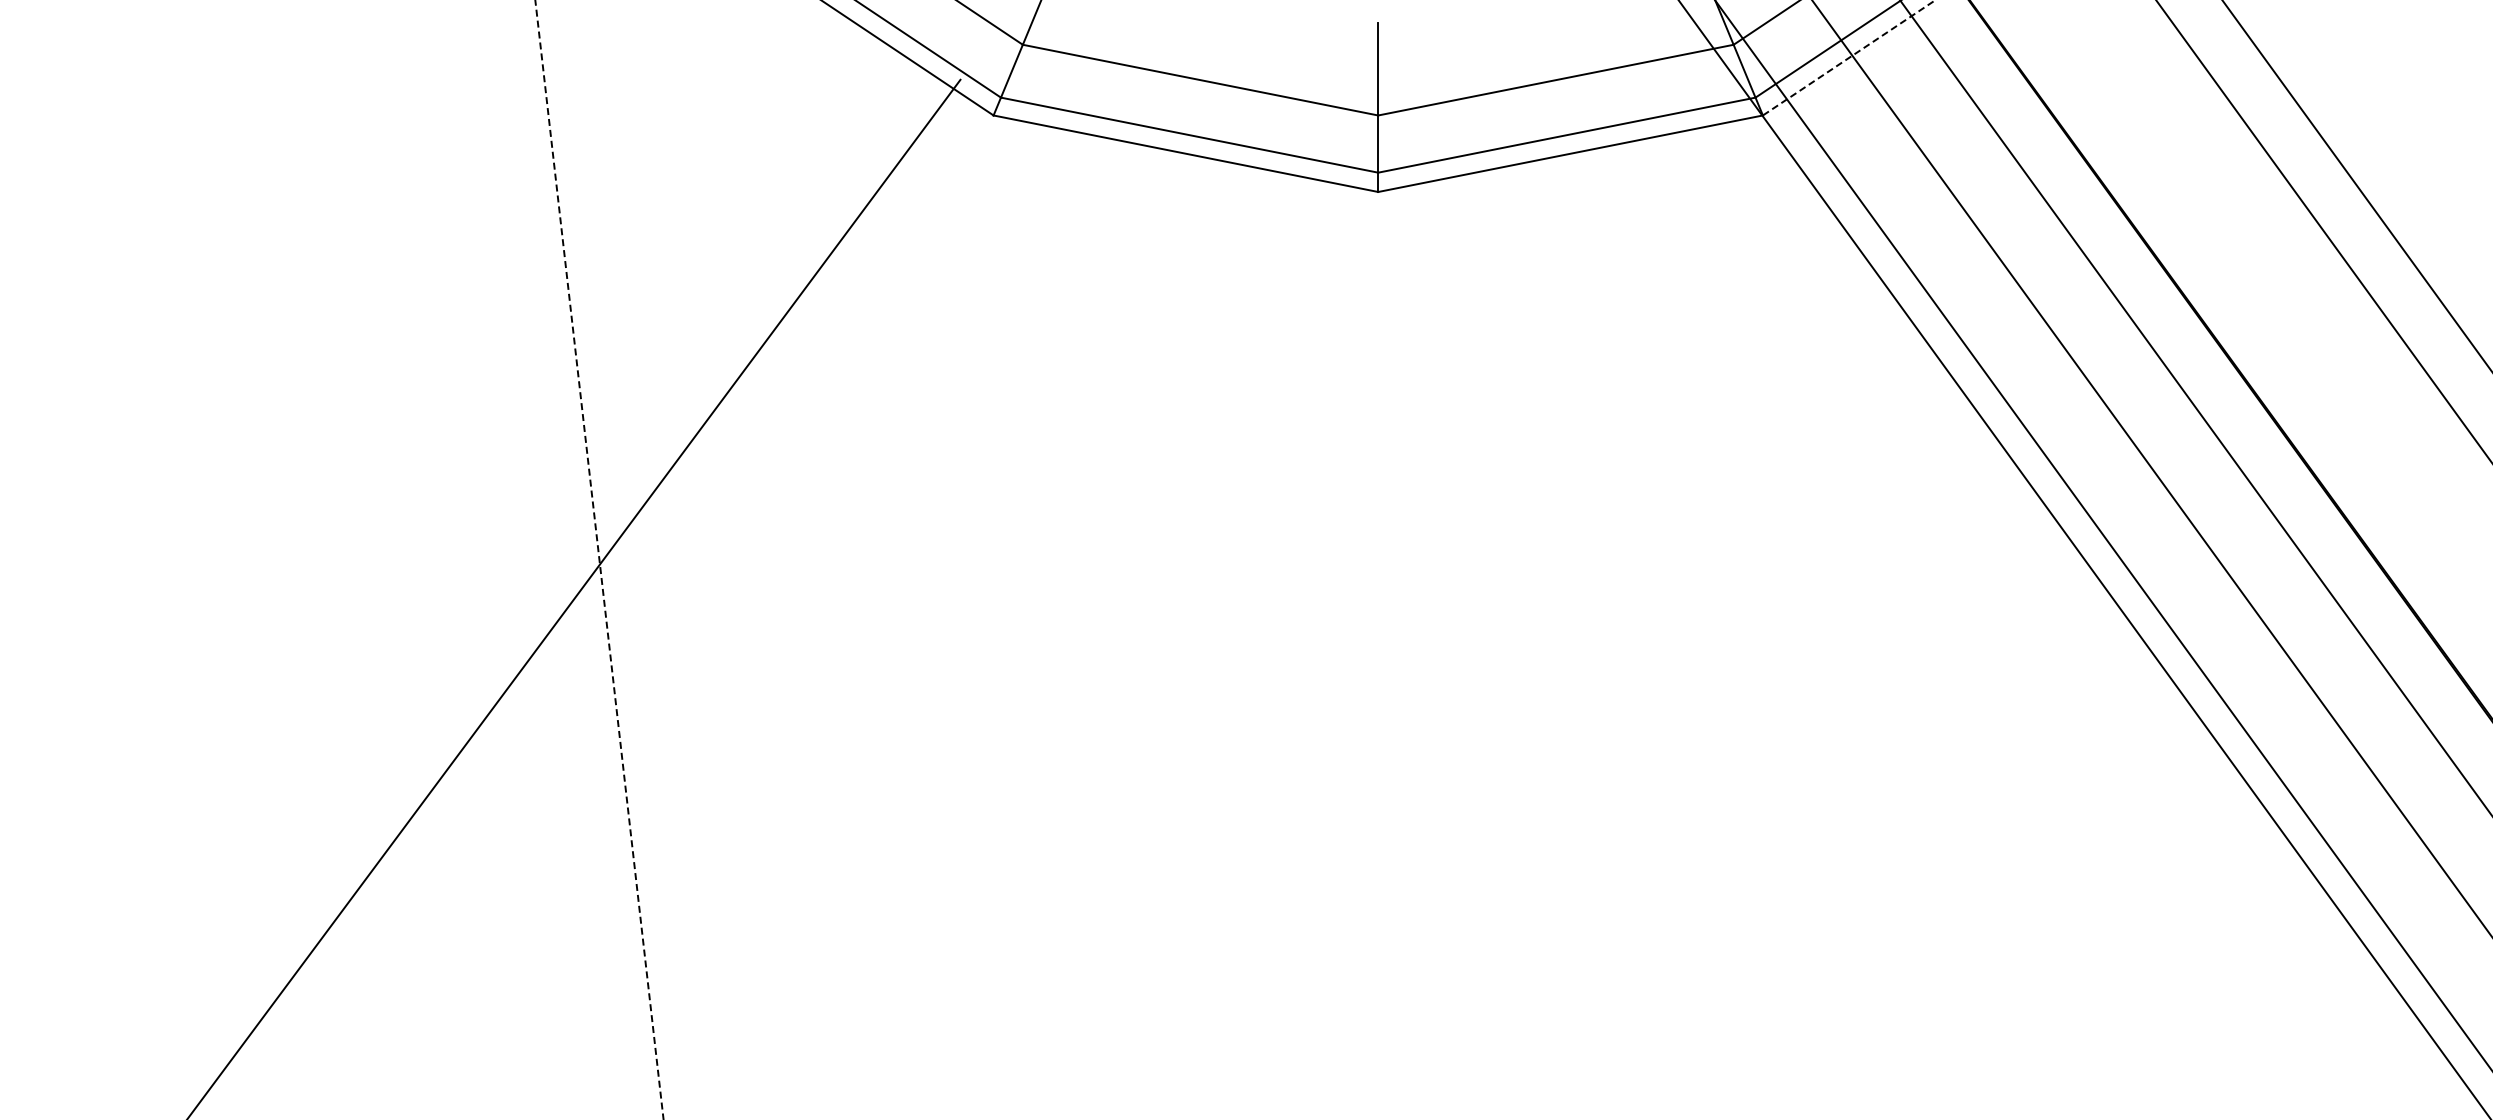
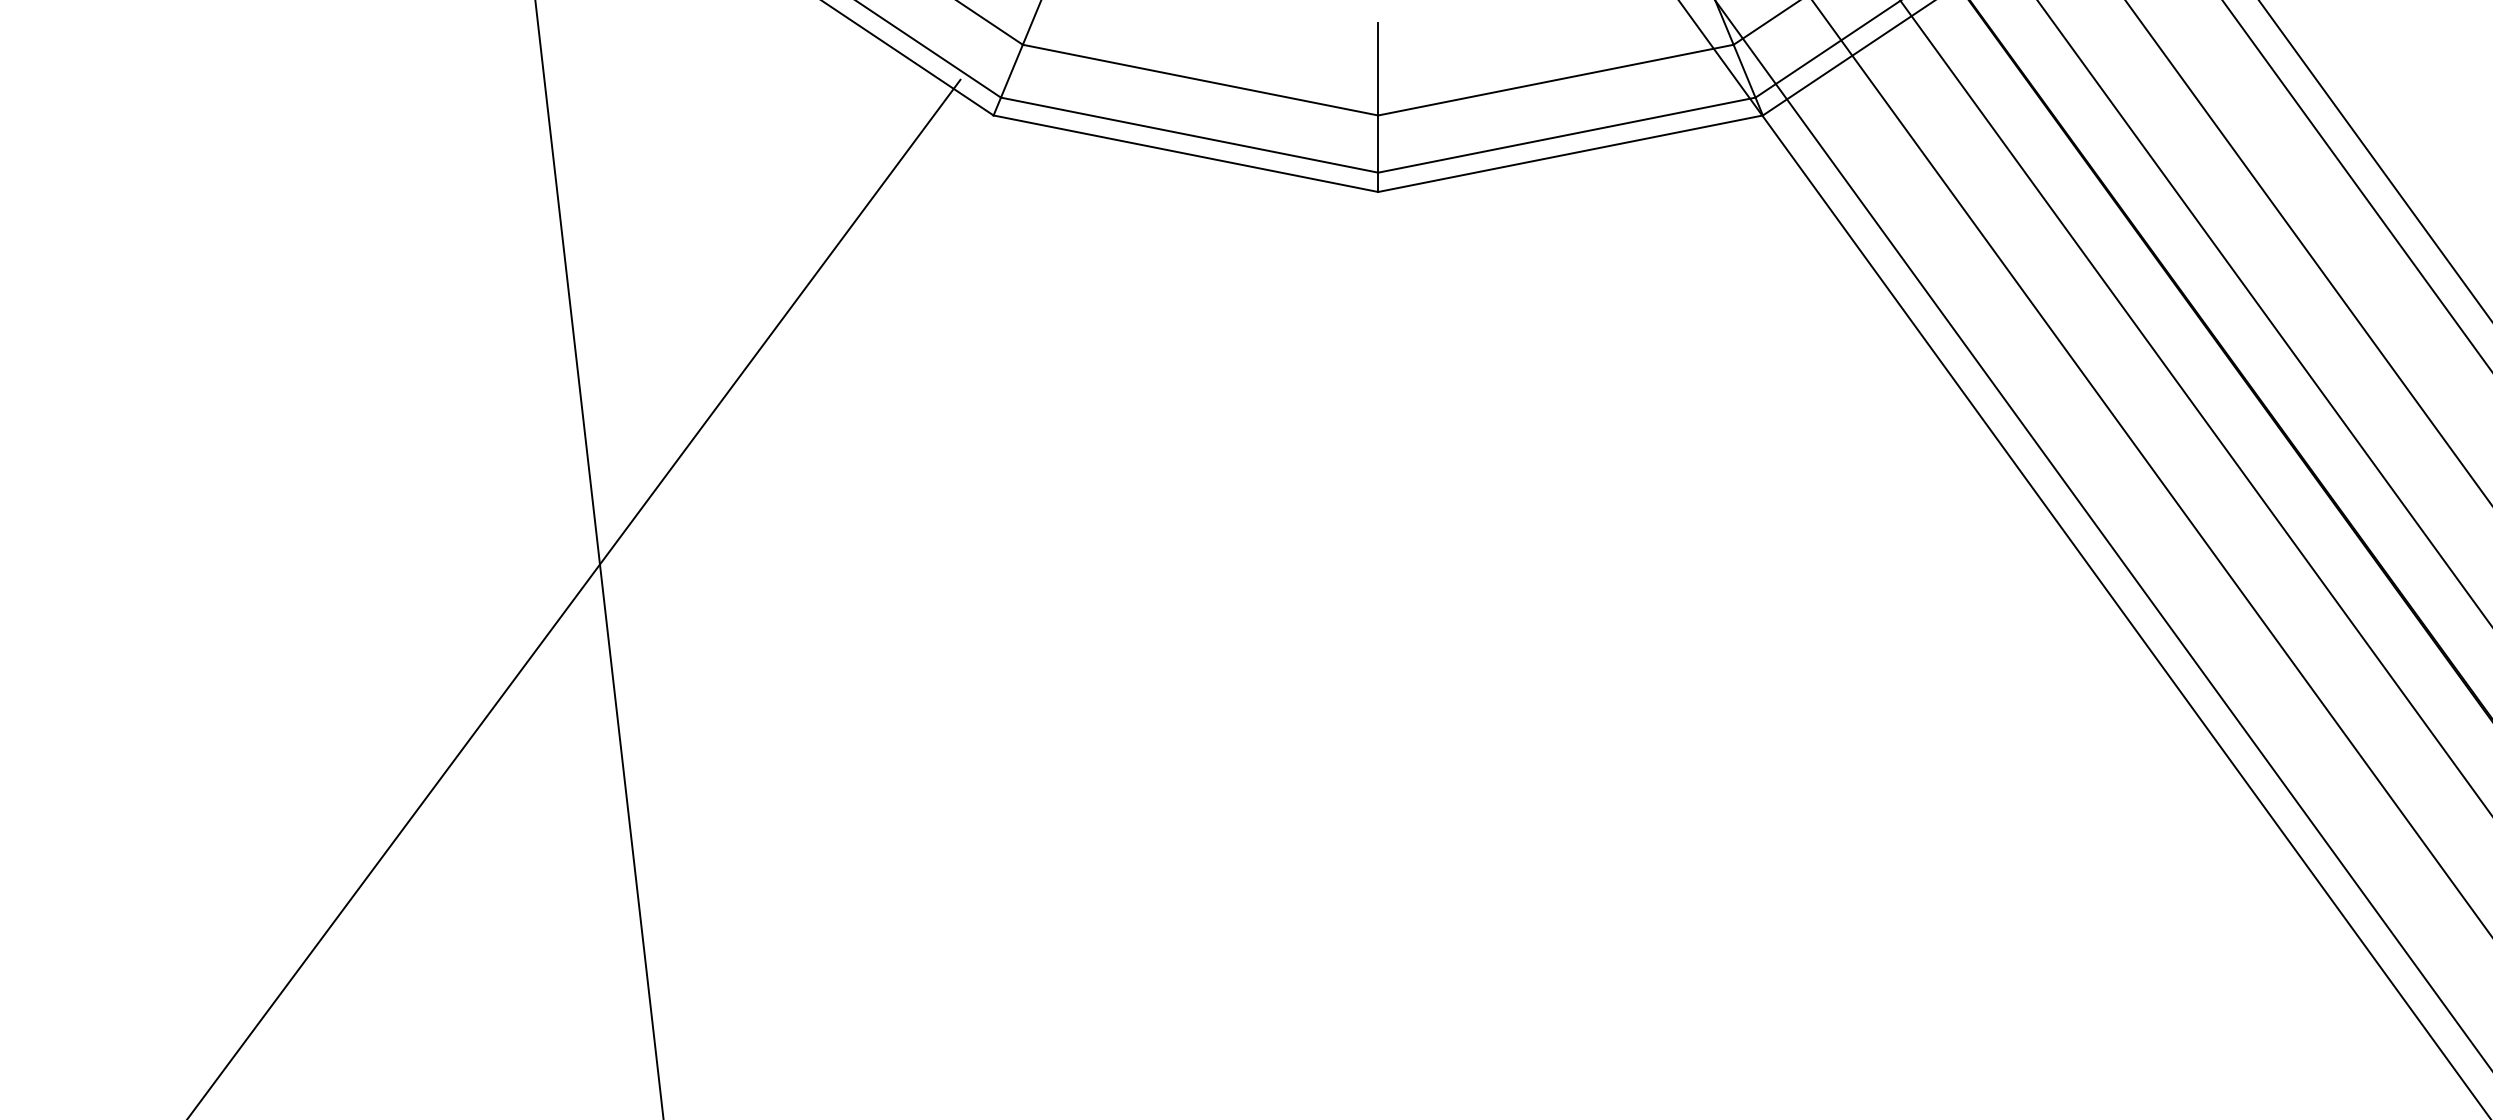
line: dashed -> solid (1849, 57)
line: none -> present (2374, 160)
line position: (2323, 230) -> (2307, 252) (2307, 252)
line: none -> present (2264, 312)
line: dashed -> solid (599, 560)
